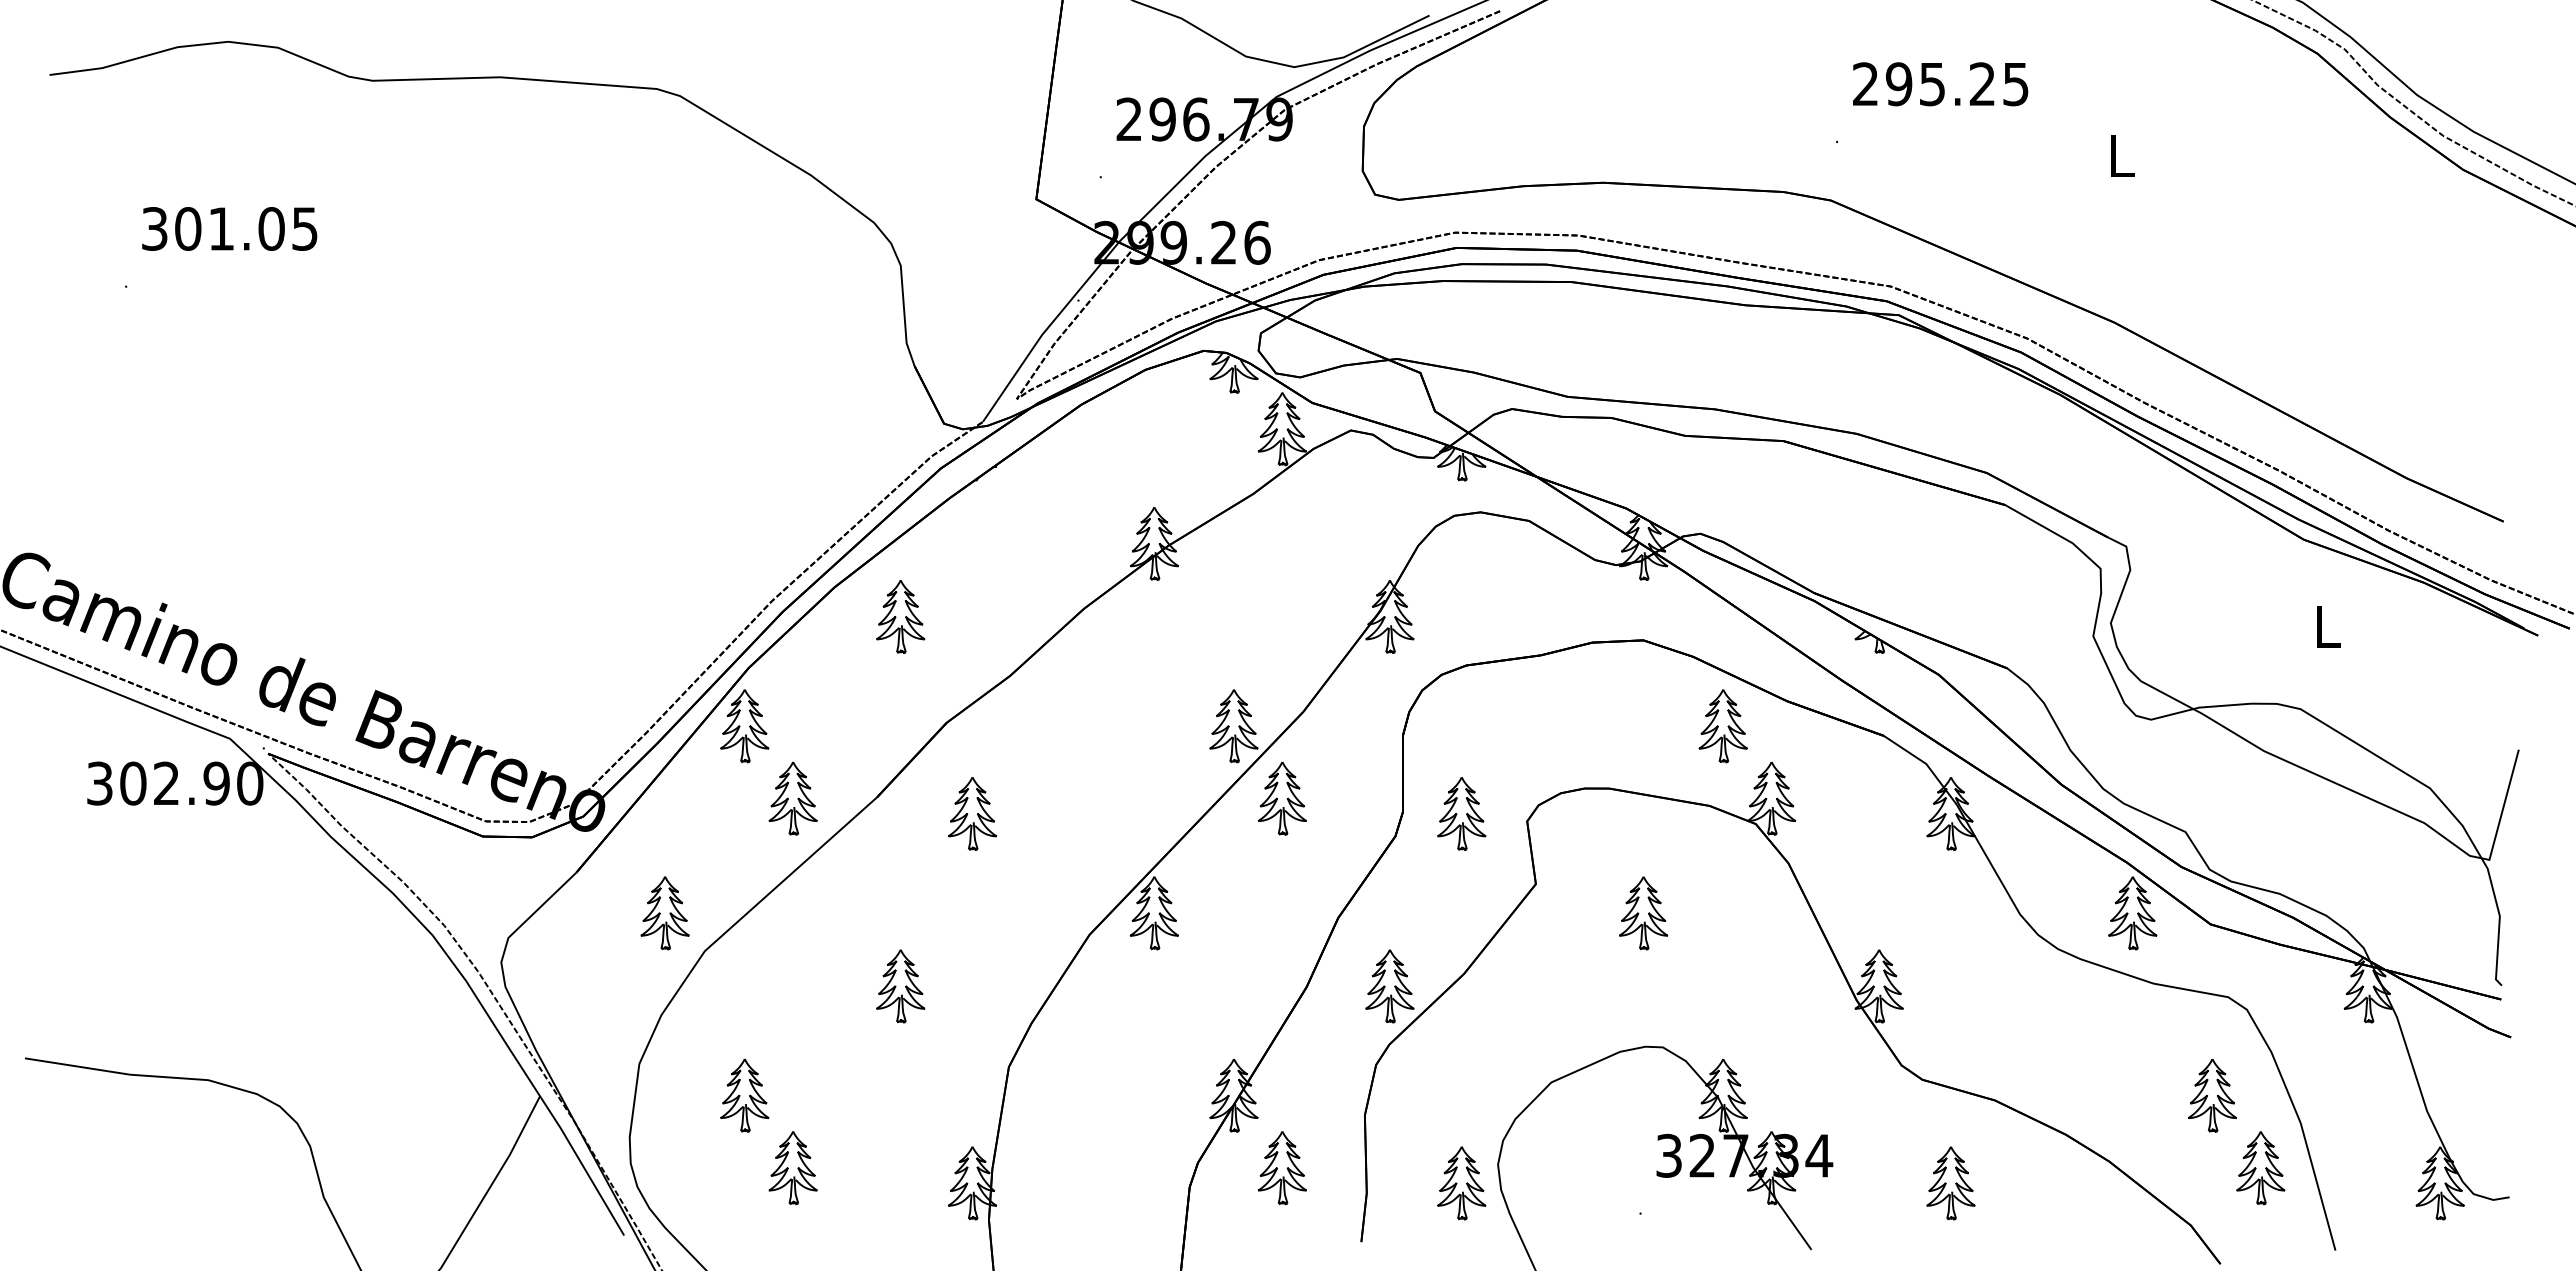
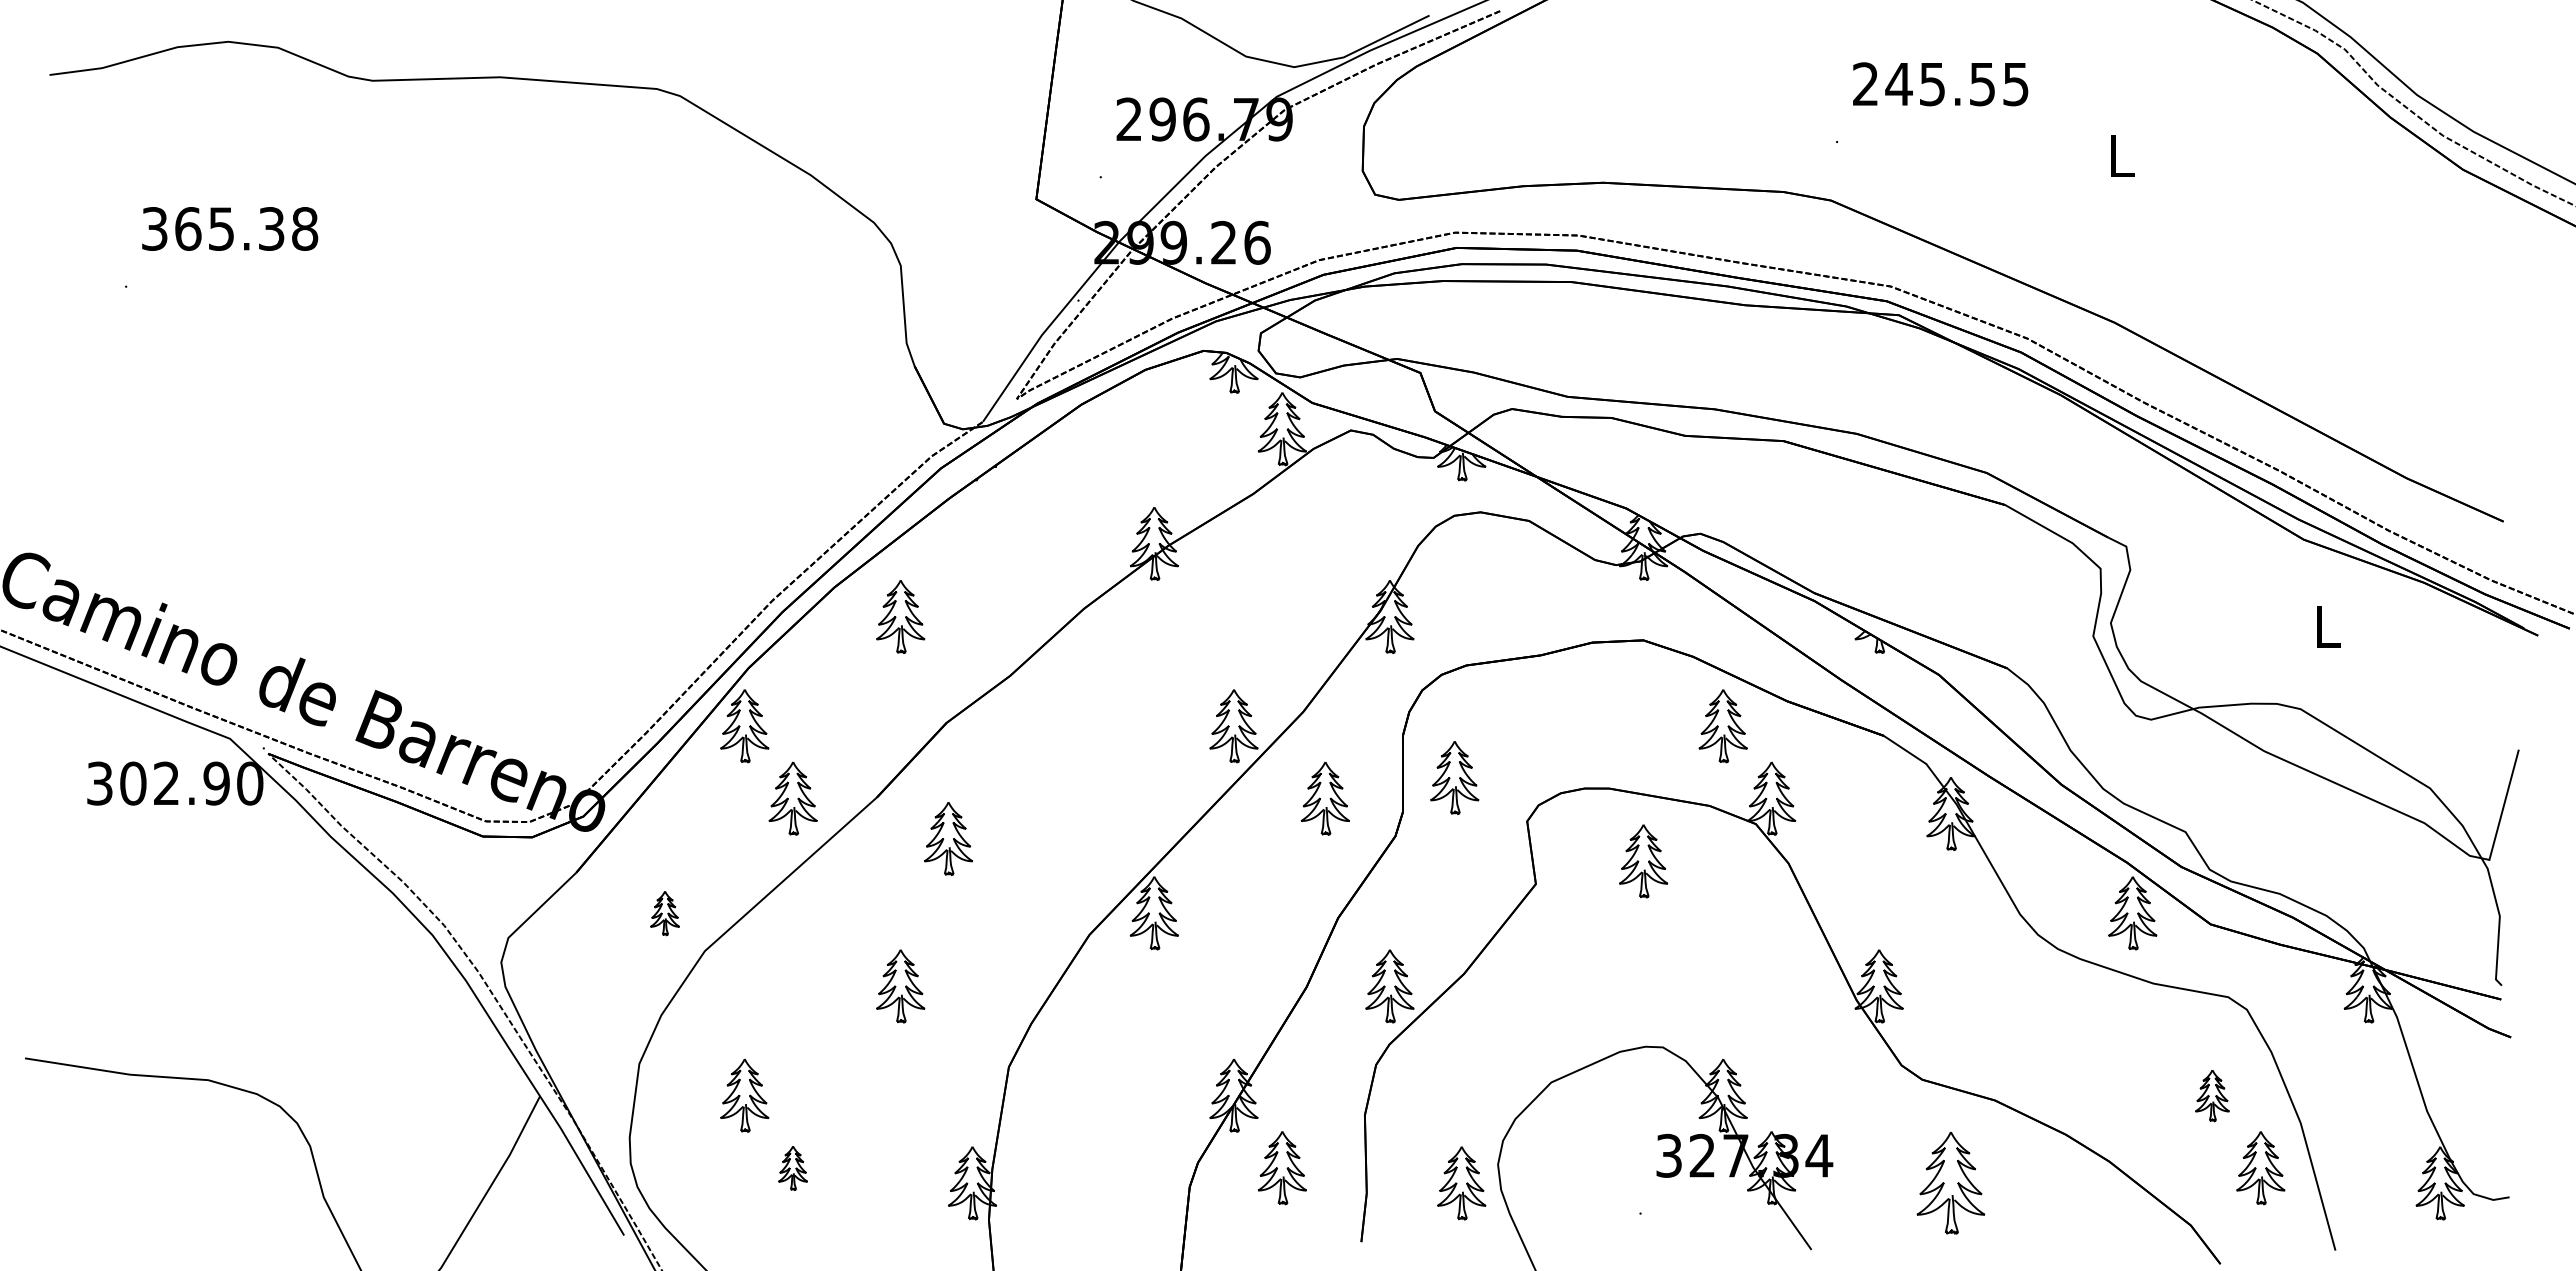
text: 295.25 -> 245.55 (1939, 84)
text: 301.05 -> 365.38 (246, 228)
part position: (1281, 798) -> (1324, 798) (1324, 798)
part position: (972, 813) -> (948, 838) (948, 838)
part position: (1461, 813) -> (1454, 777) (1454, 777)
part size: 50x75 px -> 30x46 px (664, 913)
part position: (1643, 913) -> (1643, 861) (1643, 861)
part size: 49x74 px -> 35x53 px (2212, 1096)
part size: 50x75 px -> 30x45 px (792, 1168)
part size: 50x75 px -> 70x103 px (1950, 1183)
